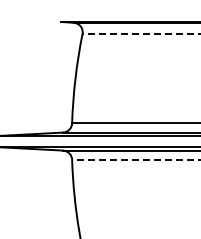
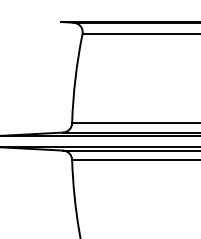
line: dashed -> solid (141, 34)
line: dashed -> solid (136, 159)
